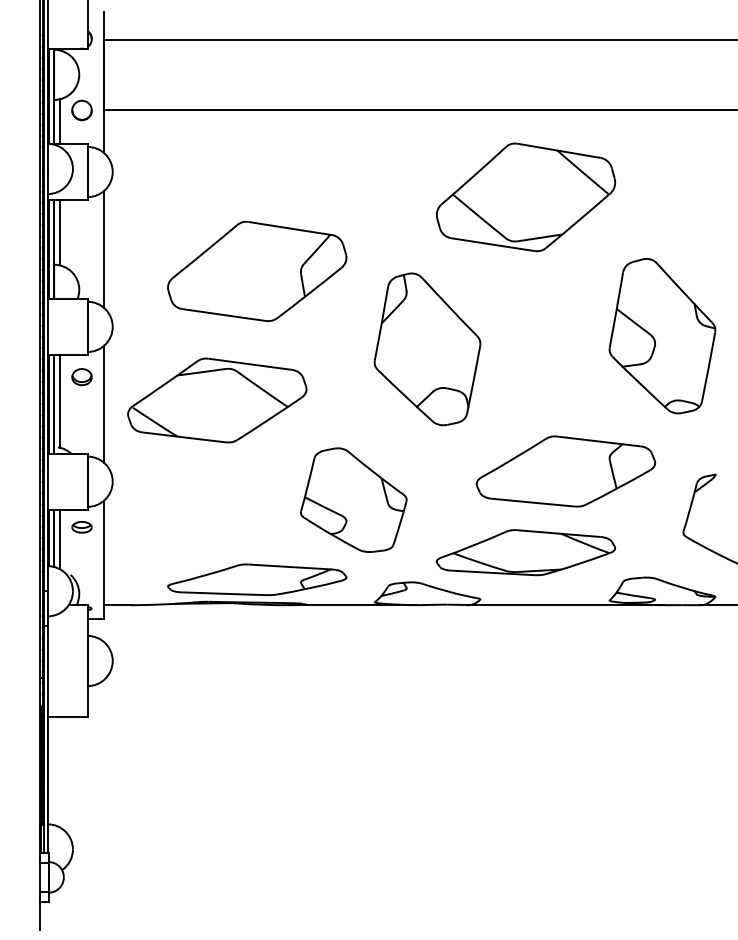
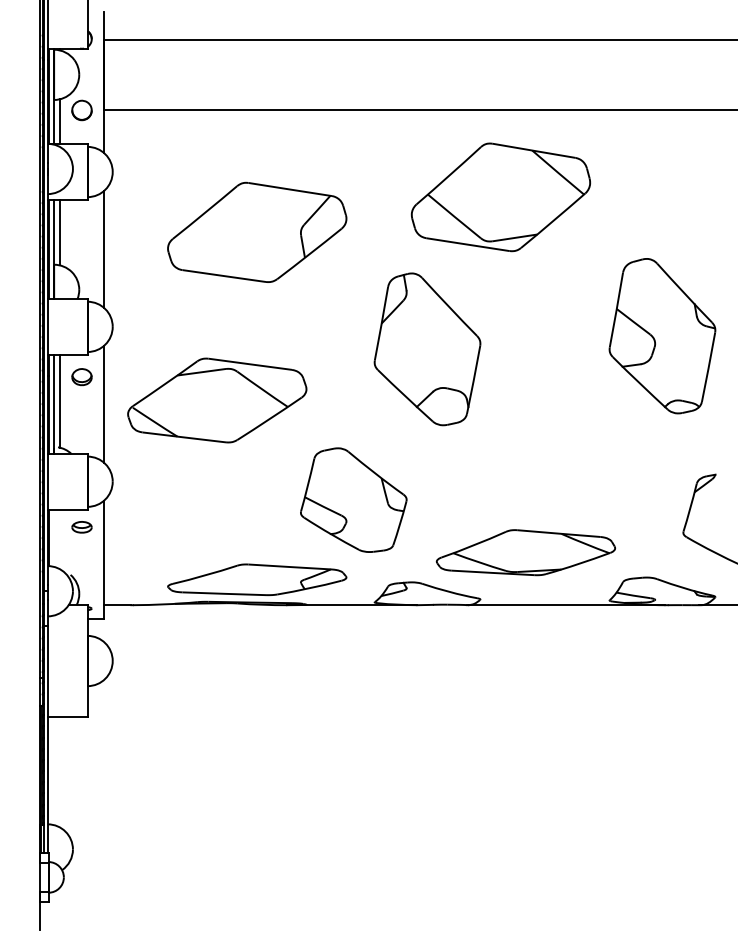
part position: (525, 197) -> (500, 197) (500, 197)
part position: (257, 270) -> (257, 231) (257, 231)
part: present -> none (565, 471)
line: present -> none (54, 537)
line: present -> none (59, 539)
